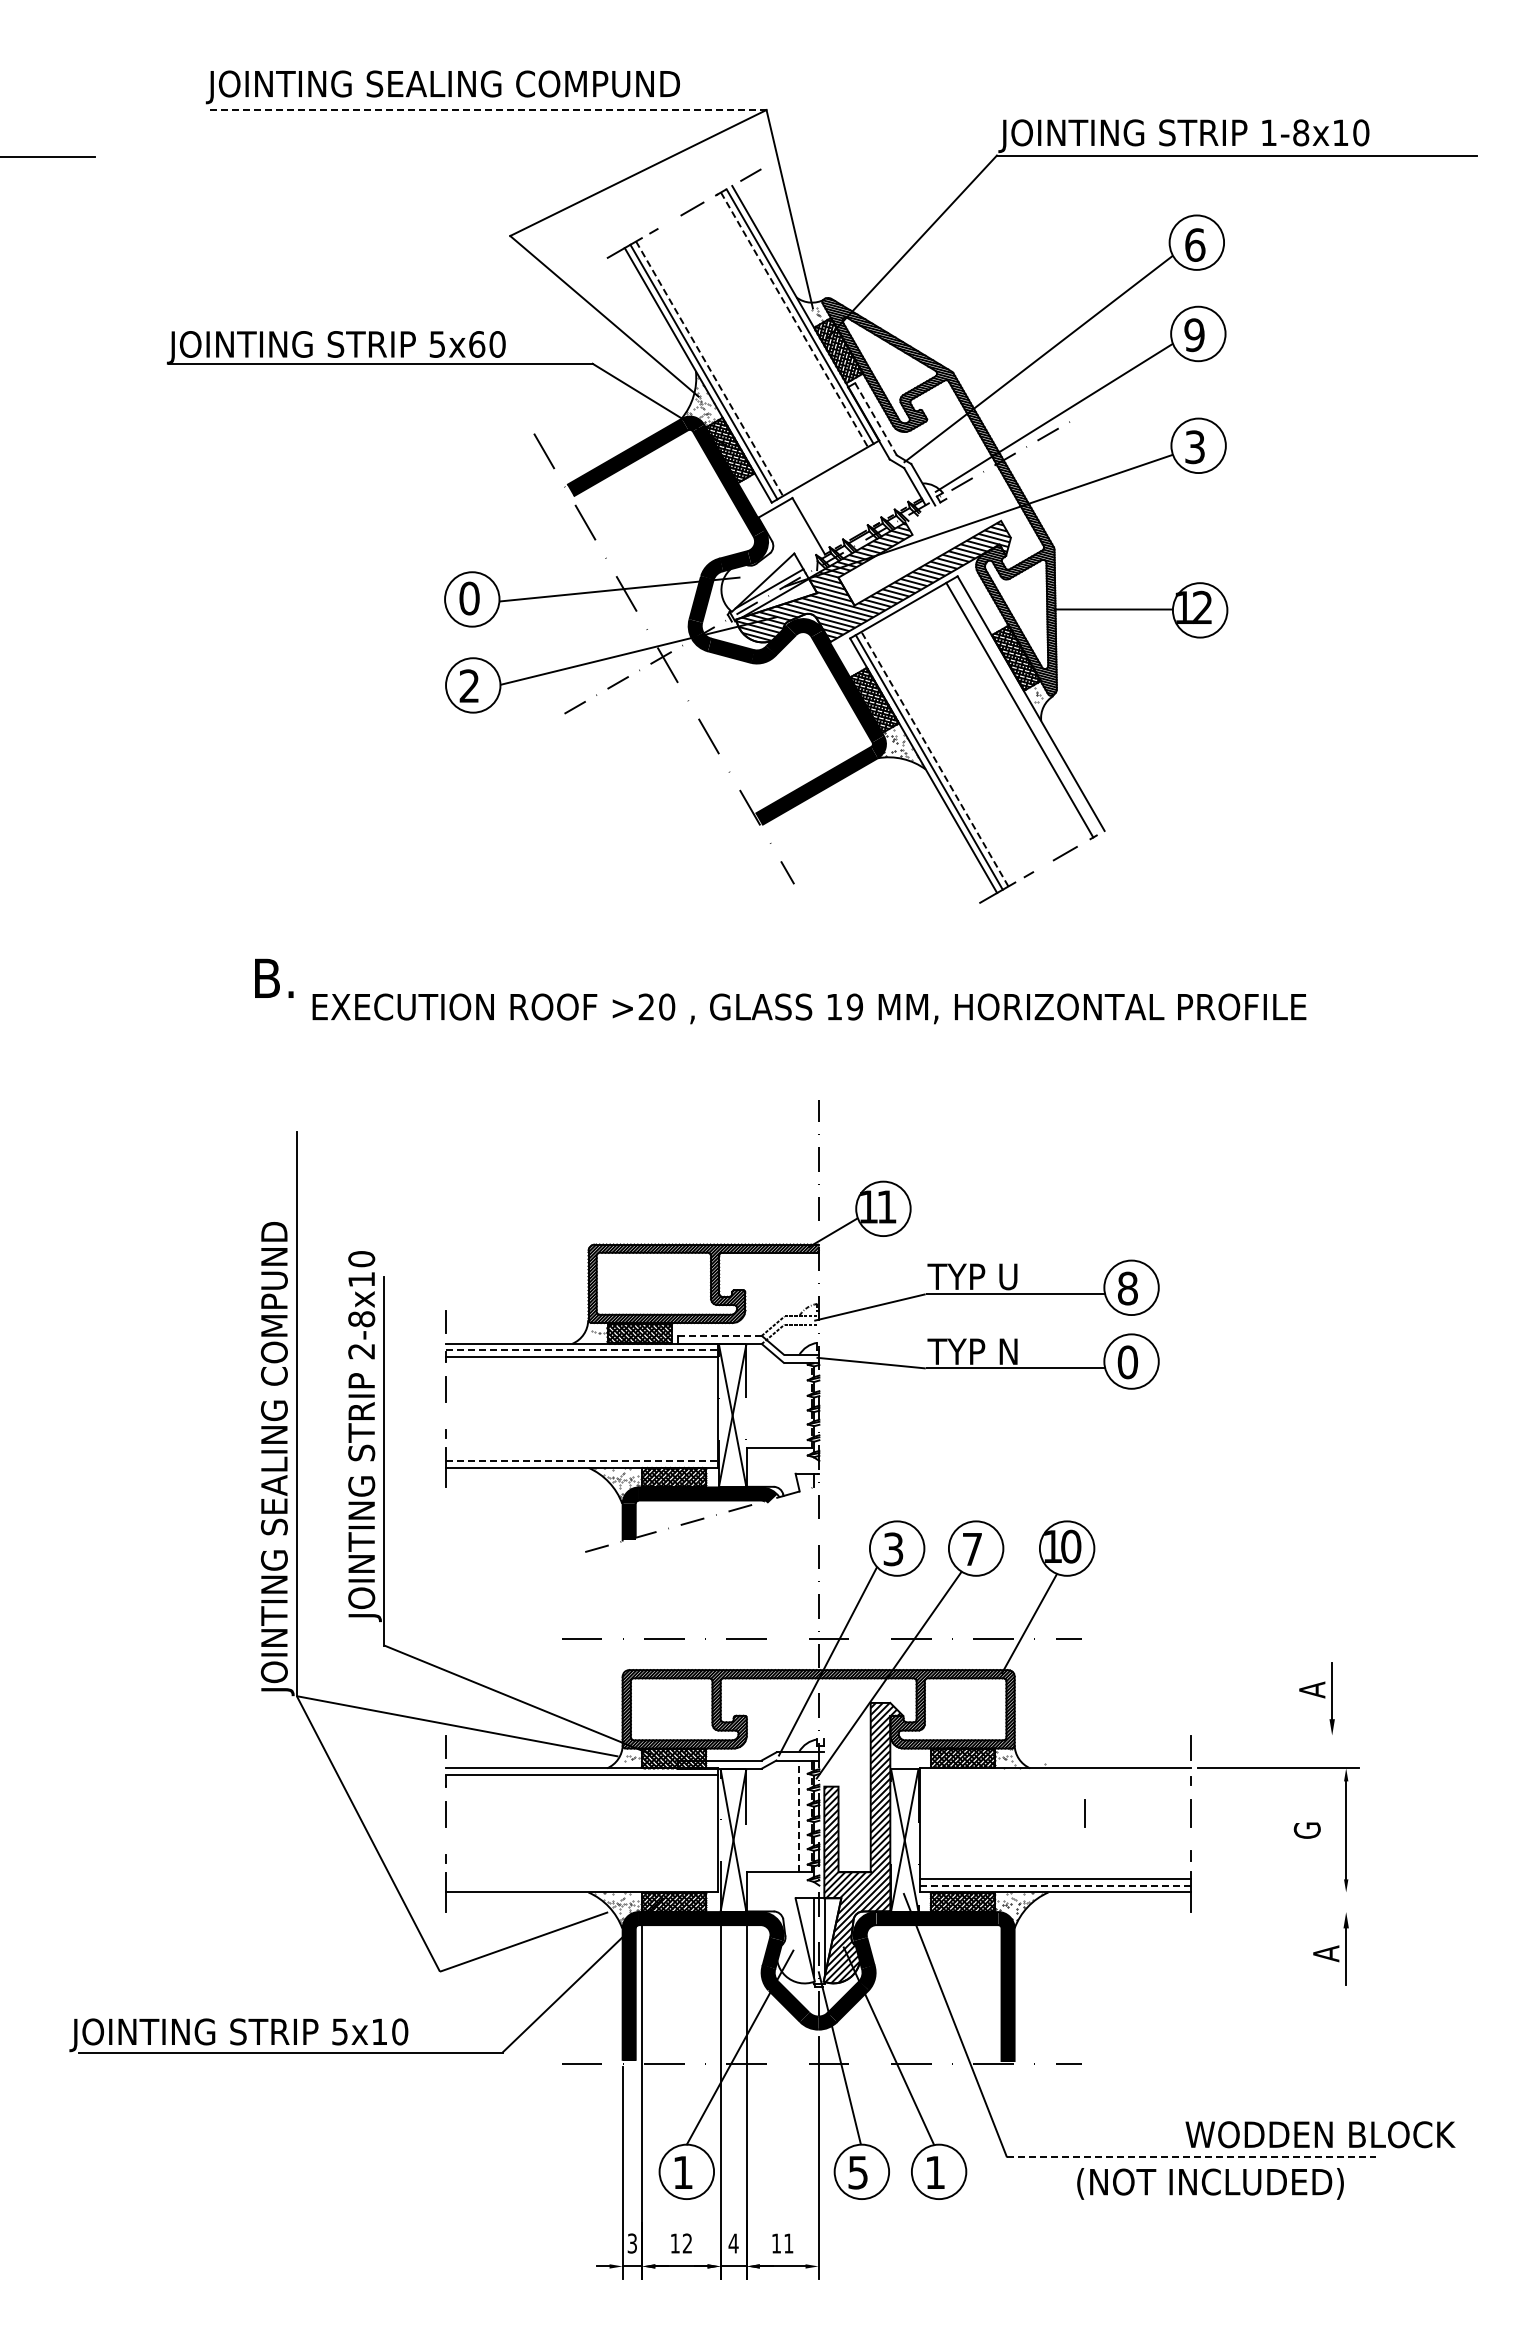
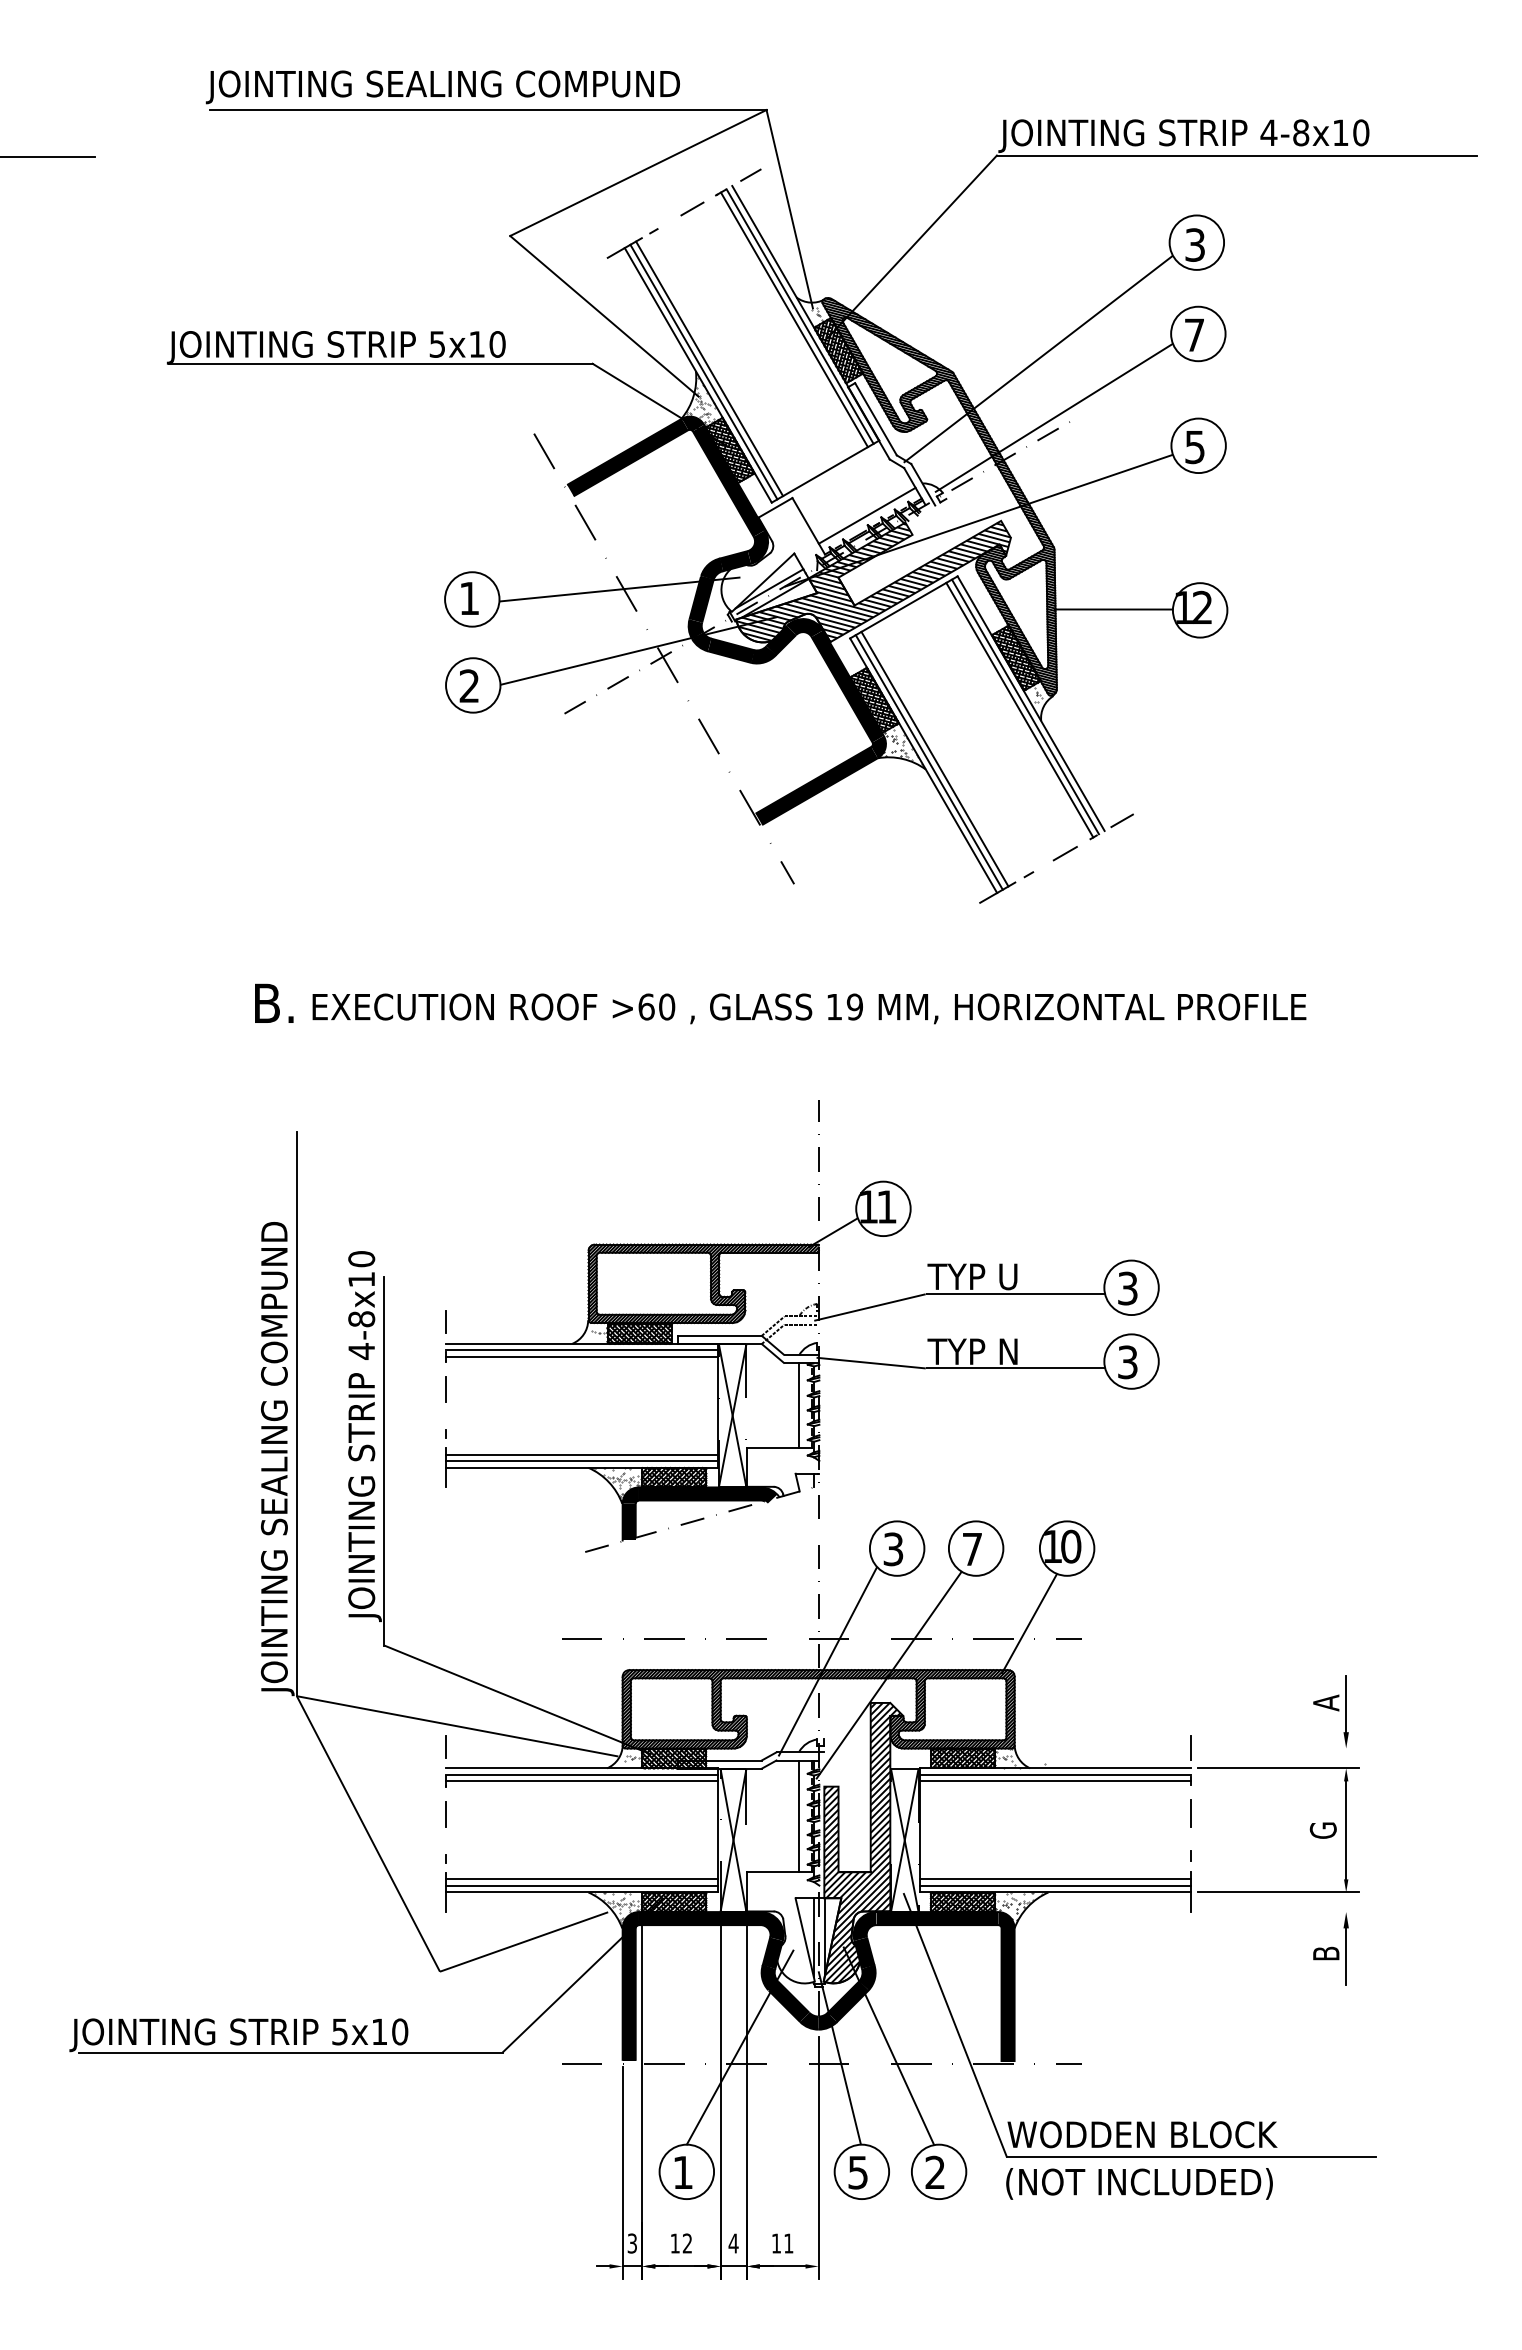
line: dashed -> solid (487, 110)
text: 1-8x10 -> 4-8x10 (1268, 132)
text: 6 -> 3 (1195, 244)
line: dashed -> solid (794, 319)
text: 9 -> 7 (1194, 335)
text: 5x60 -> 5x10 (477, 344)
line: dashed -> solid (709, 368)
line: dashed -> solid (875, 419)
text: 3 -> 5 (1195, 446)
line: none -> present (866, 515)
text: 0 -> 1 (469, 598)
line: none -> present (1024, 706)
line: dashed -> solid (934, 759)
line: none -> present (1121, 820)
text position: (274, 977) -> (274, 1002) (274, 1002)
text: >20 -> >60 (646, 1006)
text: 8 -> 3 (1127, 1288)
line: dashed -> solid (720, 1335)
line: dashed -> solid (582, 1350)
text: 2-8x10 -> 4-8x10 (361, 1351)
text: 0 -> 3 (1127, 1362)
line: none -> present (799, 1405)
line: none -> present (582, 1454)
line: dashed -> solid (582, 1461)
part position: (1316, 1698) -> (1330, 1711) (1330, 1711)
line: none -> present (1054, 1774)
line: none -> present (582, 1781)
line: none -> present (1054, 1781)
line: present -> none (1084, 1813)
line: dashed -> solid (799, 1816)
text position: (1306, 1830) -> (1322, 1830) (1322, 1830)
line: none -> present (582, 1879)
line: none -> present (582, 1885)
line: dashed -> solid (1055, 1885)
line: none -> present (1278, 1892)
text: A -> B (1326, 1953)
text position: (1320, 2134) -> (1142, 2134) (1142, 2134)
line: dashed -> solid (1191, 2157)
text: 1 -> 2 (934, 2171)
text position: (1210, 2183) -> (1139, 2183) (1139, 2183)
